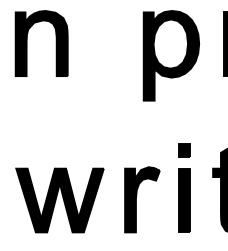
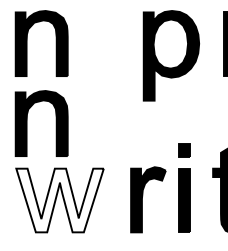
part: none -> present (27, 123)
part position: (142, 199) -> (148, 199) (148, 199)
fill: present -> none (59, 200)
